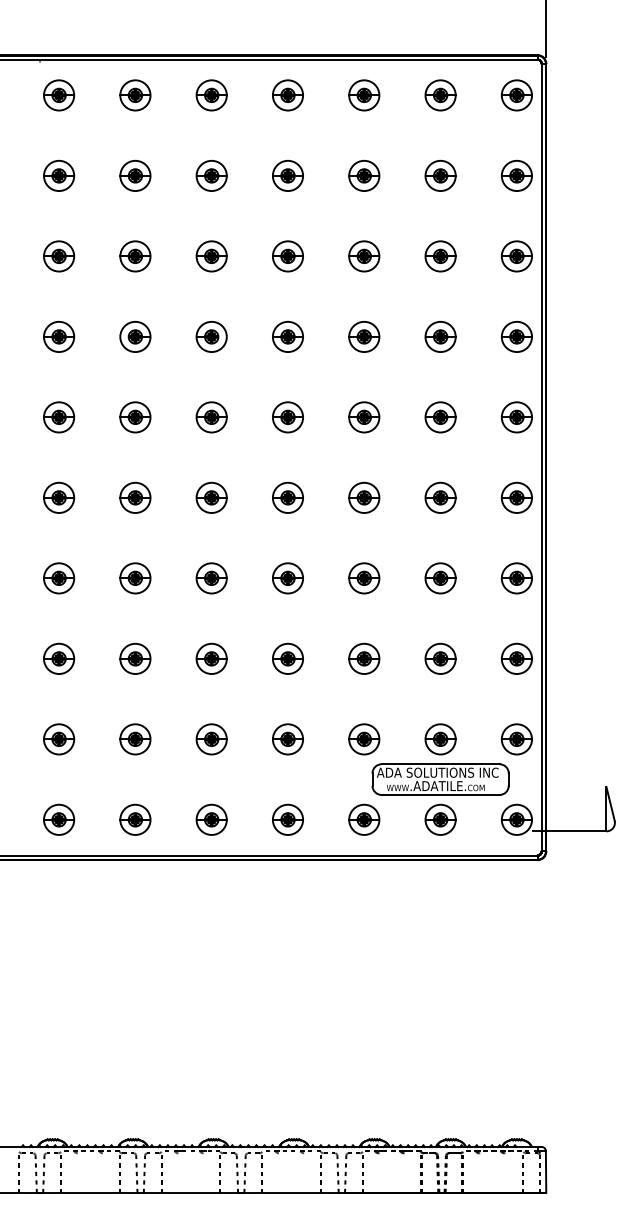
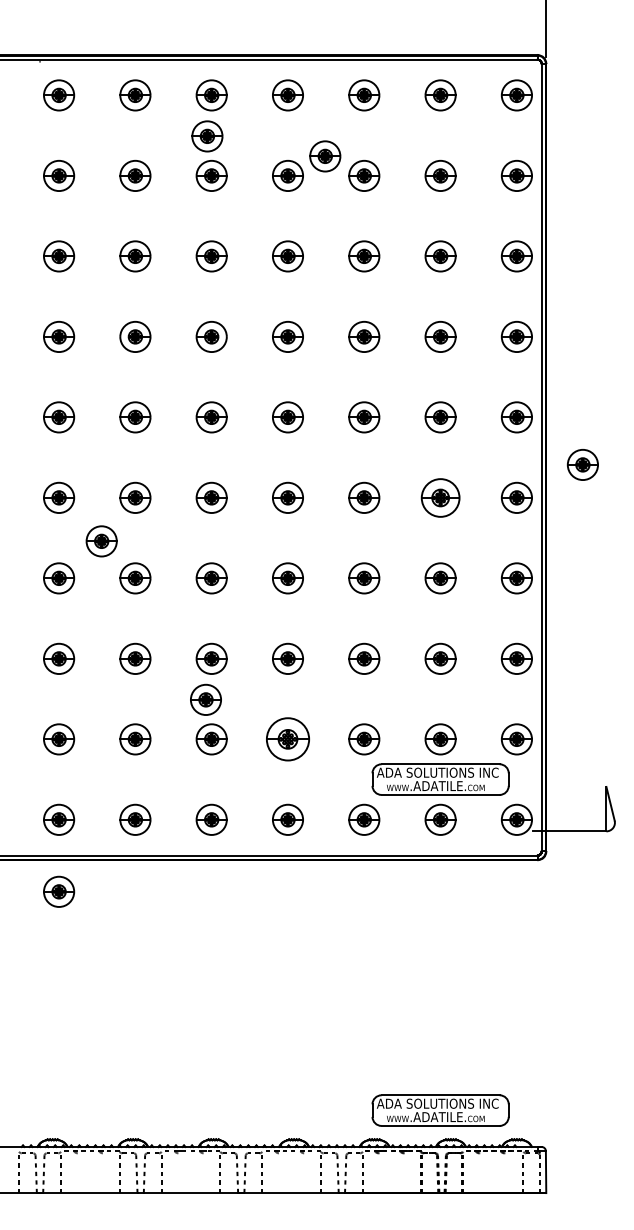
part: none -> present (207, 136)
part: none -> present (325, 156)
part: none -> present (582, 464)
part size: 33x33 px -> 41x40 px (440, 497)
part: none -> present (101, 541)
part: none -> present (205, 699)
part size: 32x33 px -> 44x45 px (287, 739)
part: none -> present (59, 891)
part: none -> present (440, 1110)
